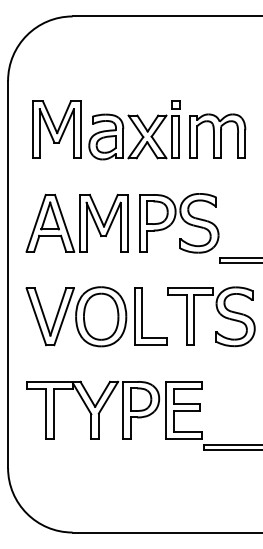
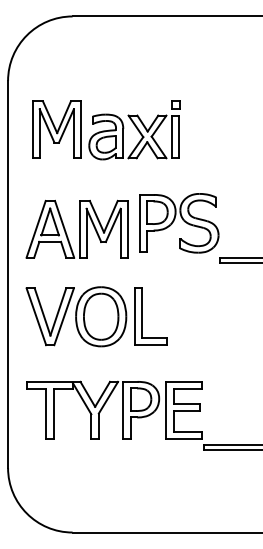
part: present -> none (217, 135)
part position: (76, 222) -> (76, 228) (76, 228)
part: present -> none (218, 313)
